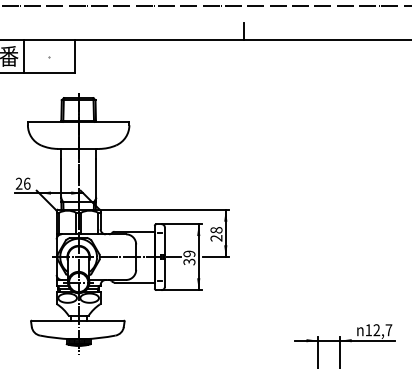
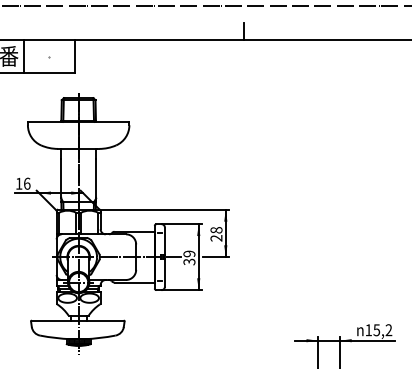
text: 26 -> 16 (18, 183)
text: 12,7 -> 15,2 (382, 330)
